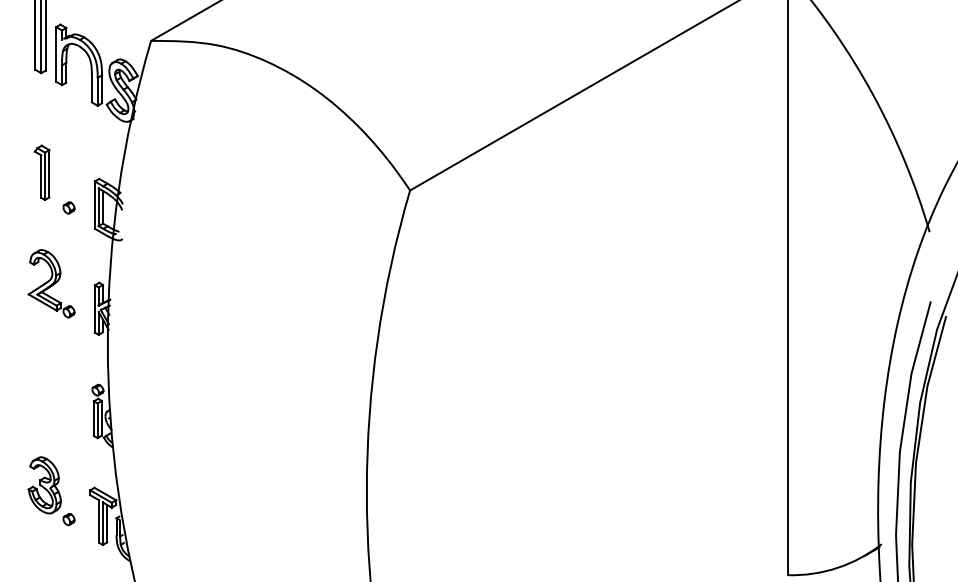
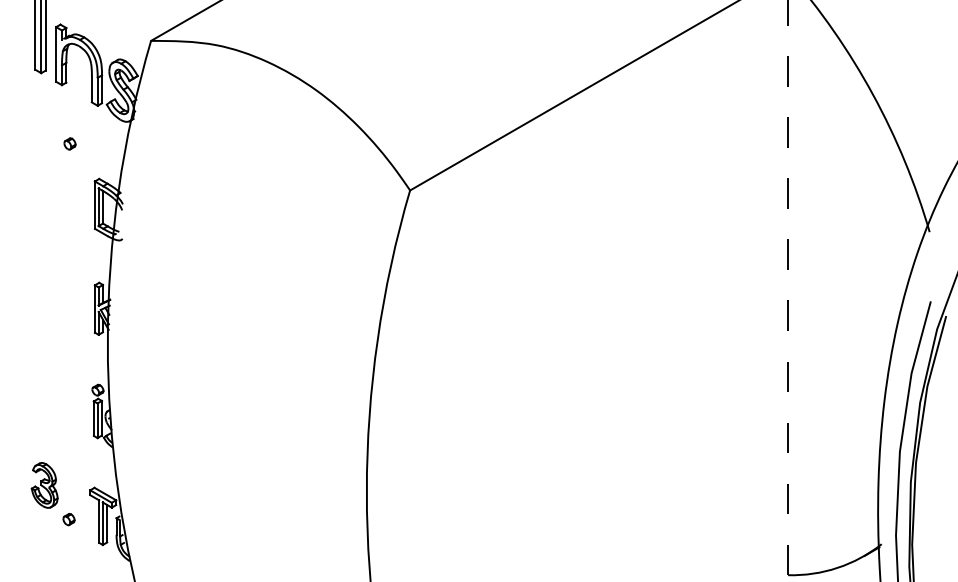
part: present -> none (41, 172)
part position: (68, 207) -> (69, 143) (69, 143)
part: present -> none (51, 283)
line: solid -> dashed (788, 287)
part size: 35x59 px -> 29x47 px (44, 485)
